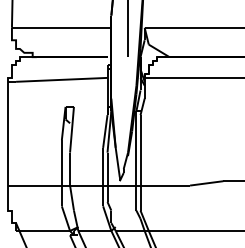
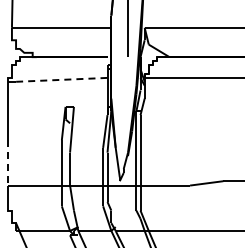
line: solid -> dashed (61, 79)
line: solid -> dashed (7, 162)
